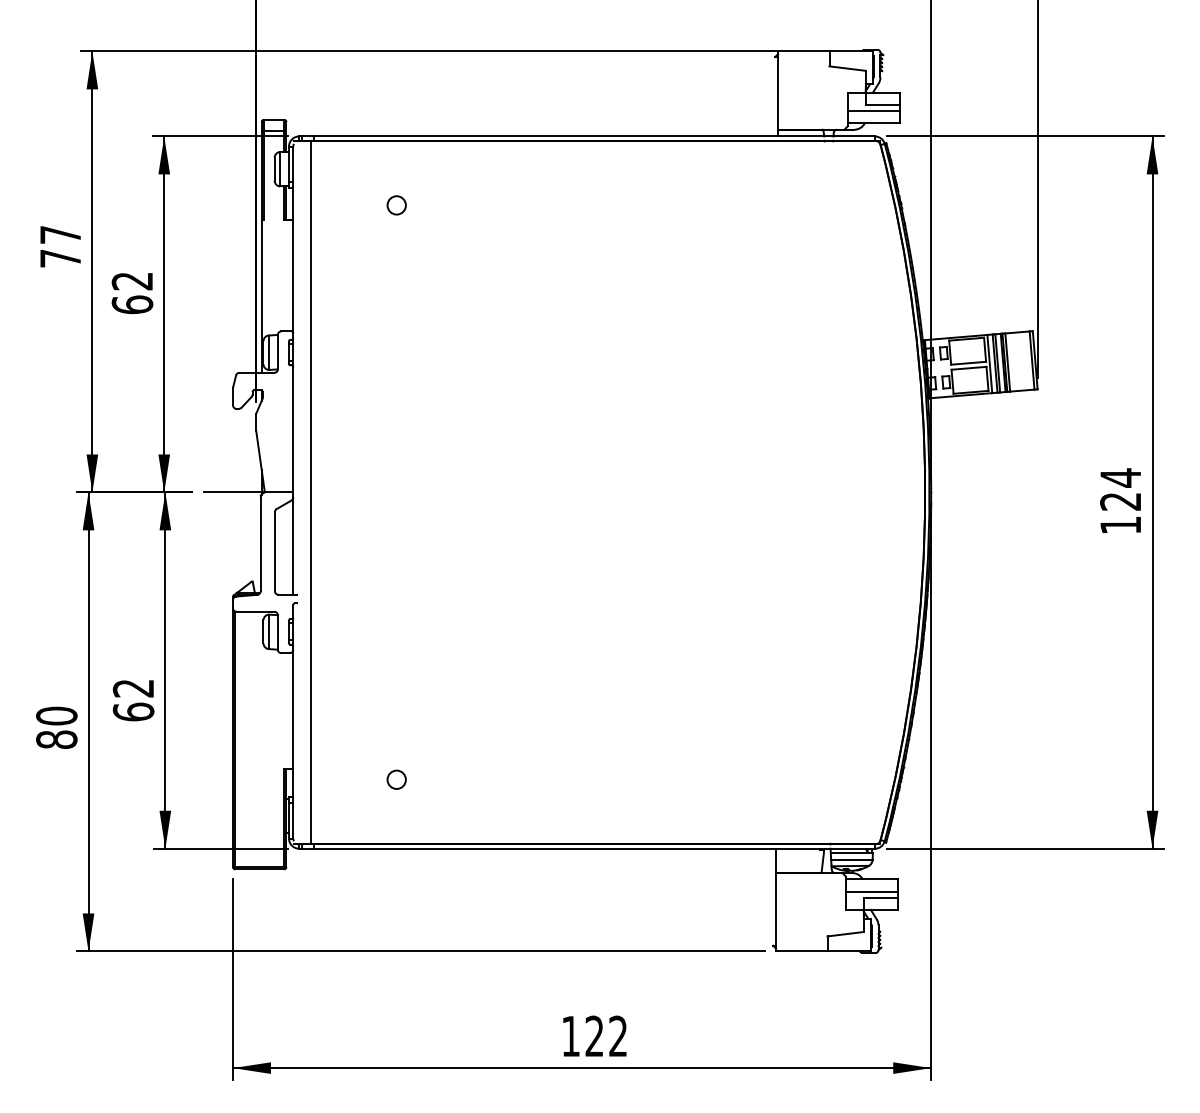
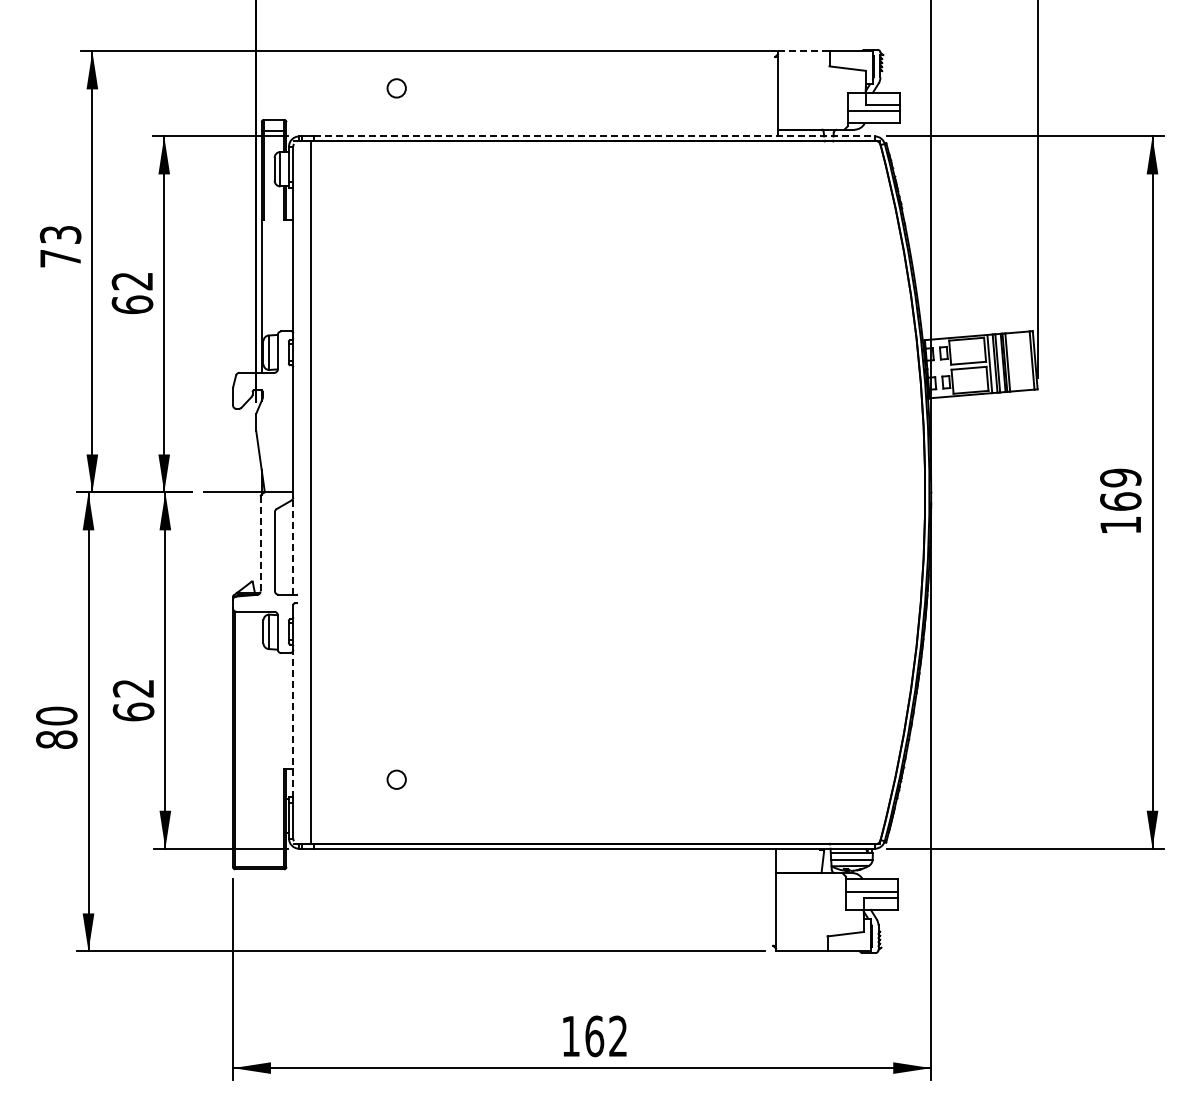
line: solid -> dashed (803, 51)
line: solid -> dashed (595, 136)
circle position: (396, 205) -> (396, 88) (396, 88)
text: 77 -> 73 (60, 234)
text: 124 -> 169 (1120, 489)
line: solid -> dashed (260, 543)
line: solid -> dashed (293, 546)
line: solid -> dashed (293, 723)
text: 122 -> 162 (594, 1036)
